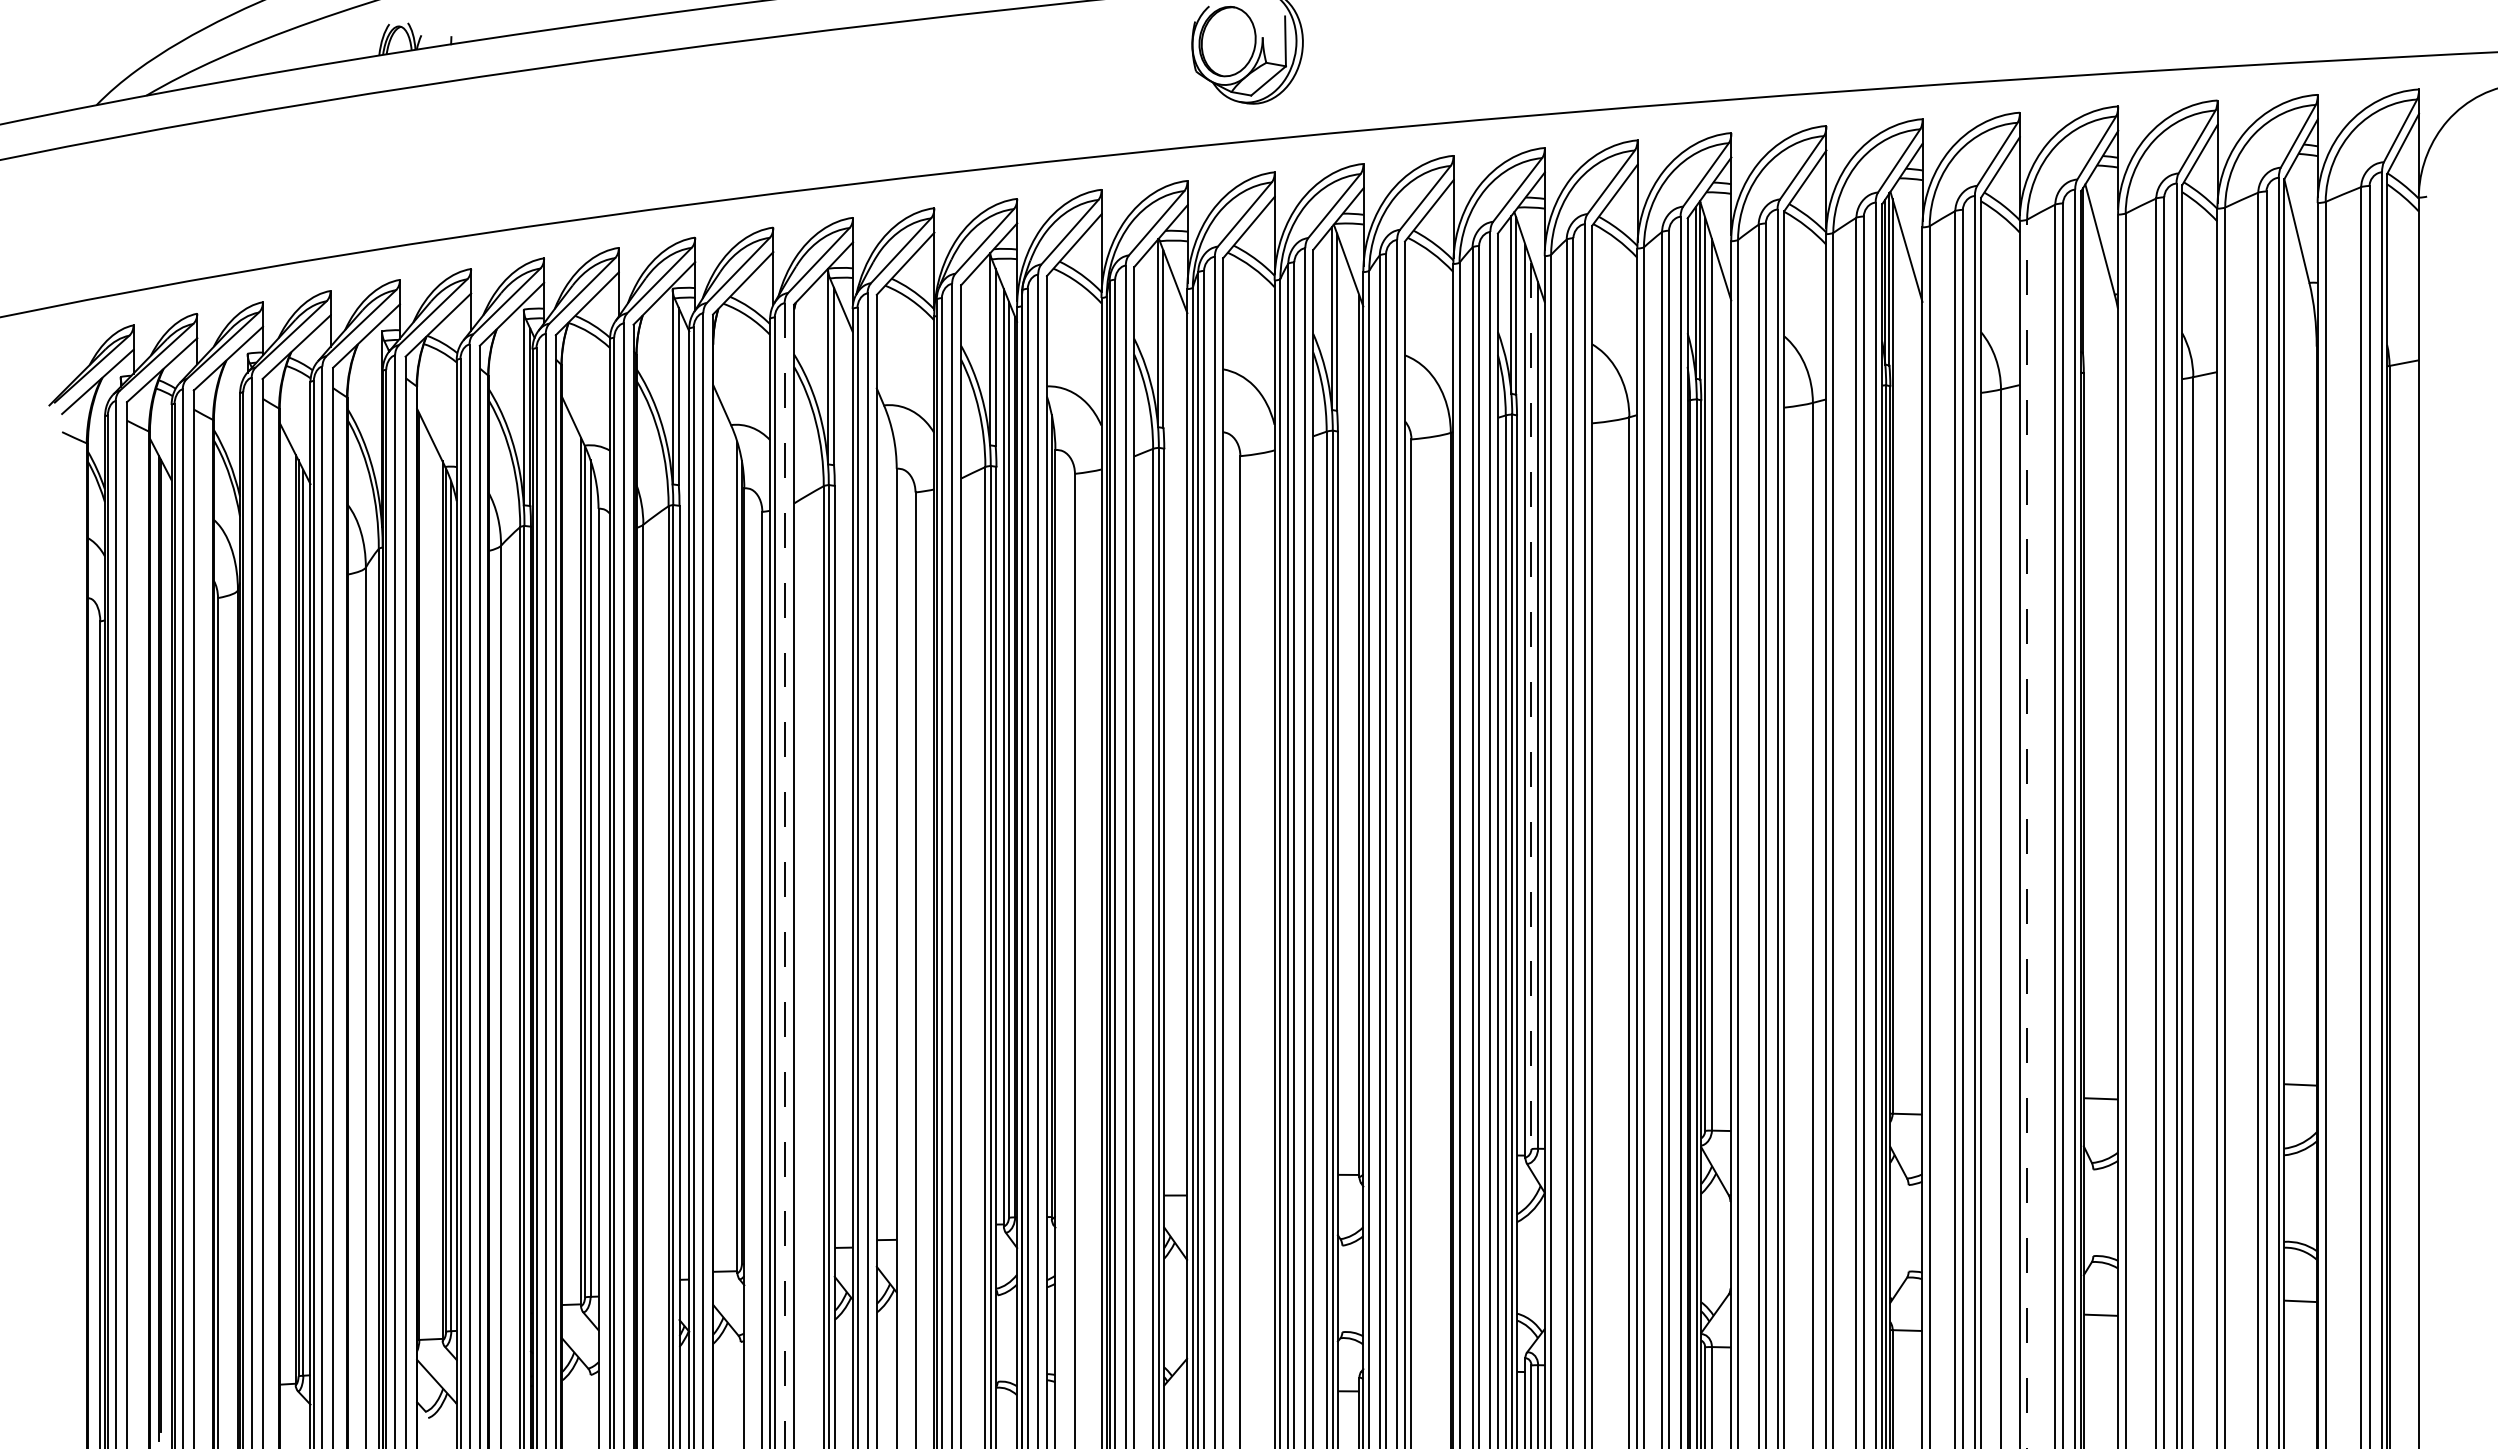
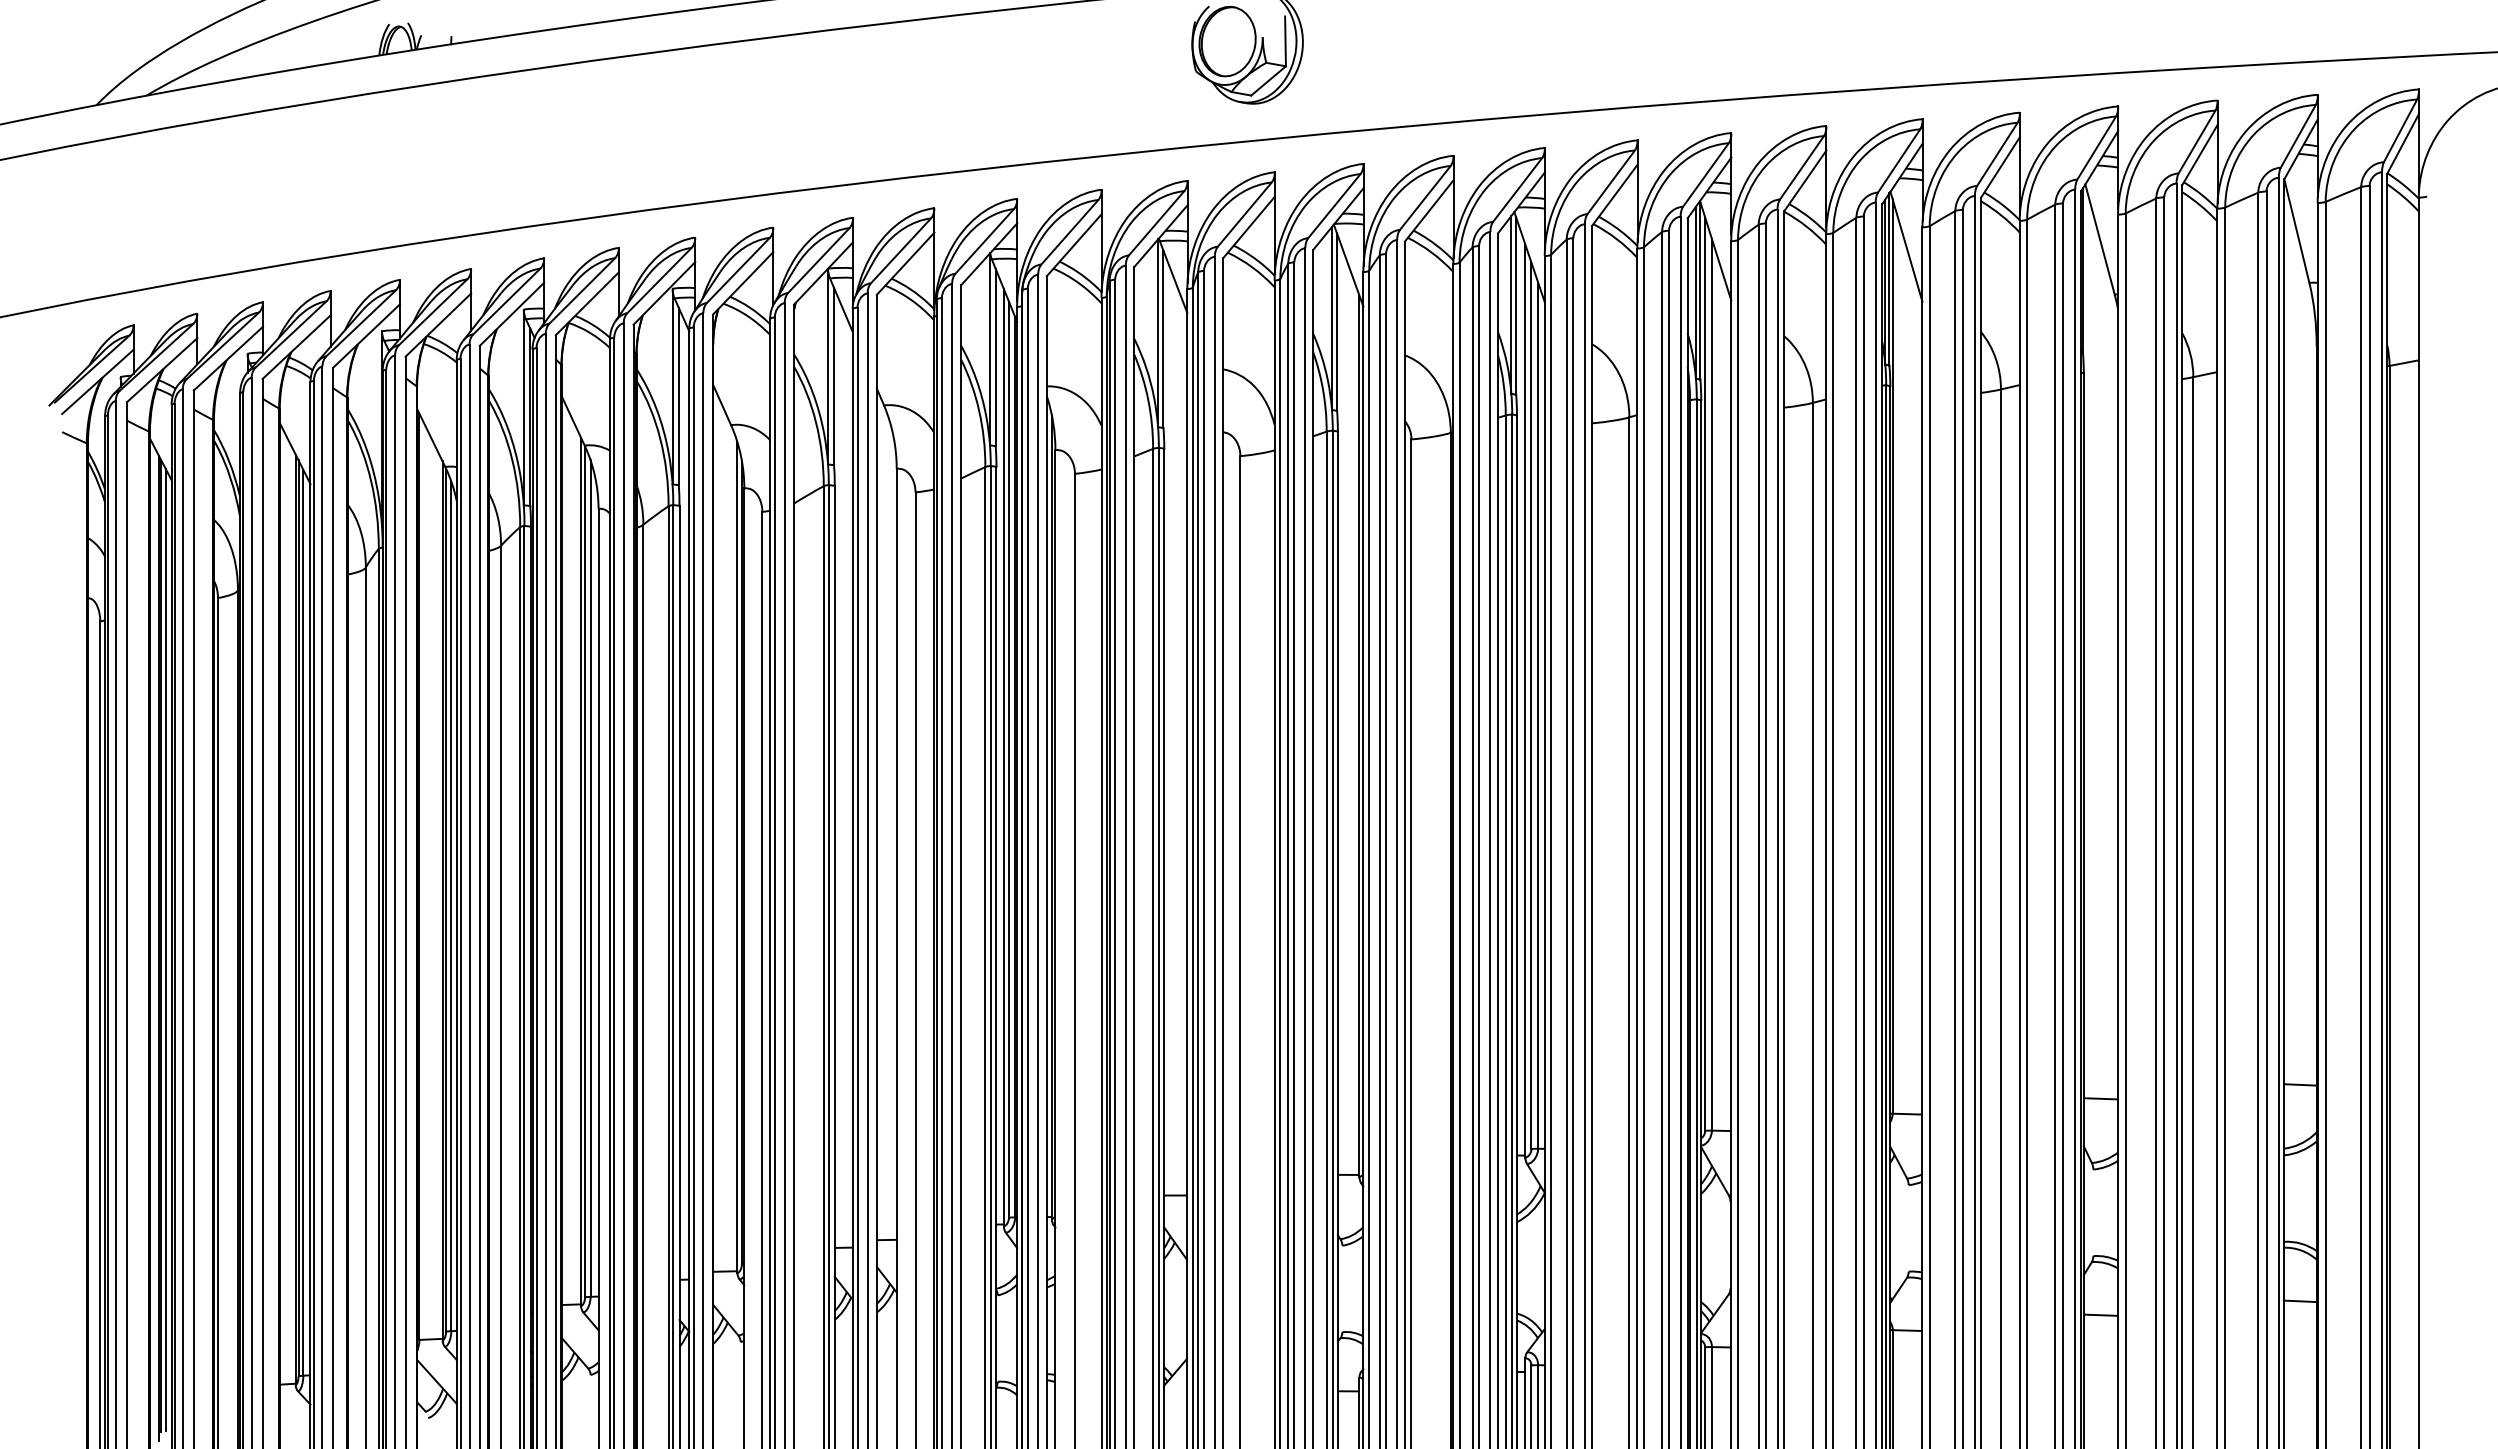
line: dashed -> solid (1531, 706)
line: dashed -> solid (2027, 833)
line: dashed -> solid (784, 876)
line: none -> present (165, 949)
